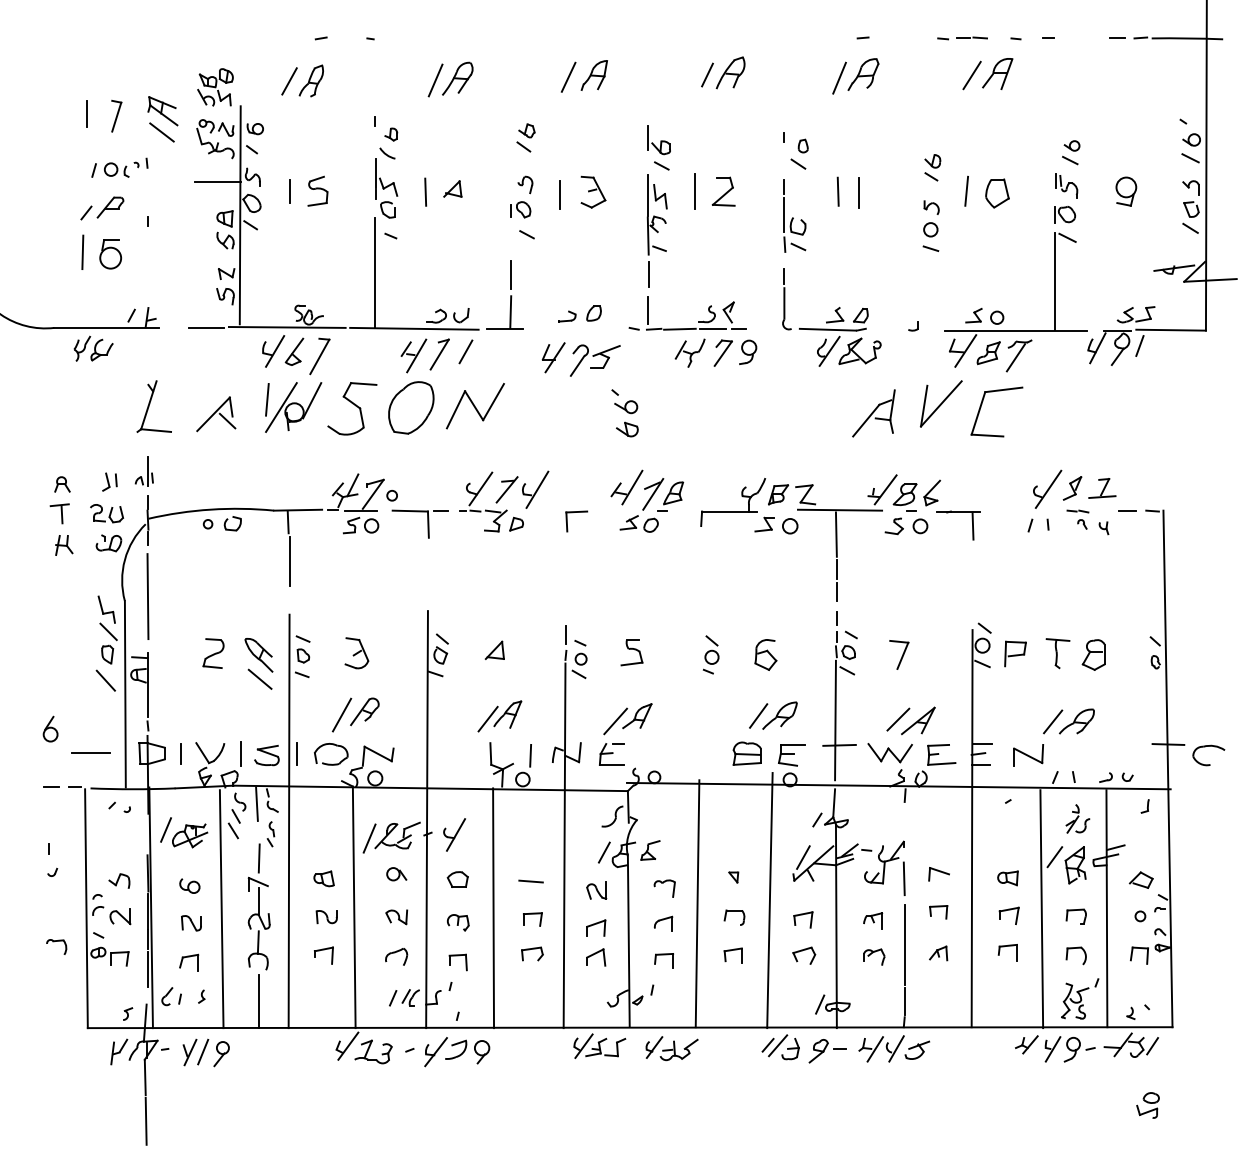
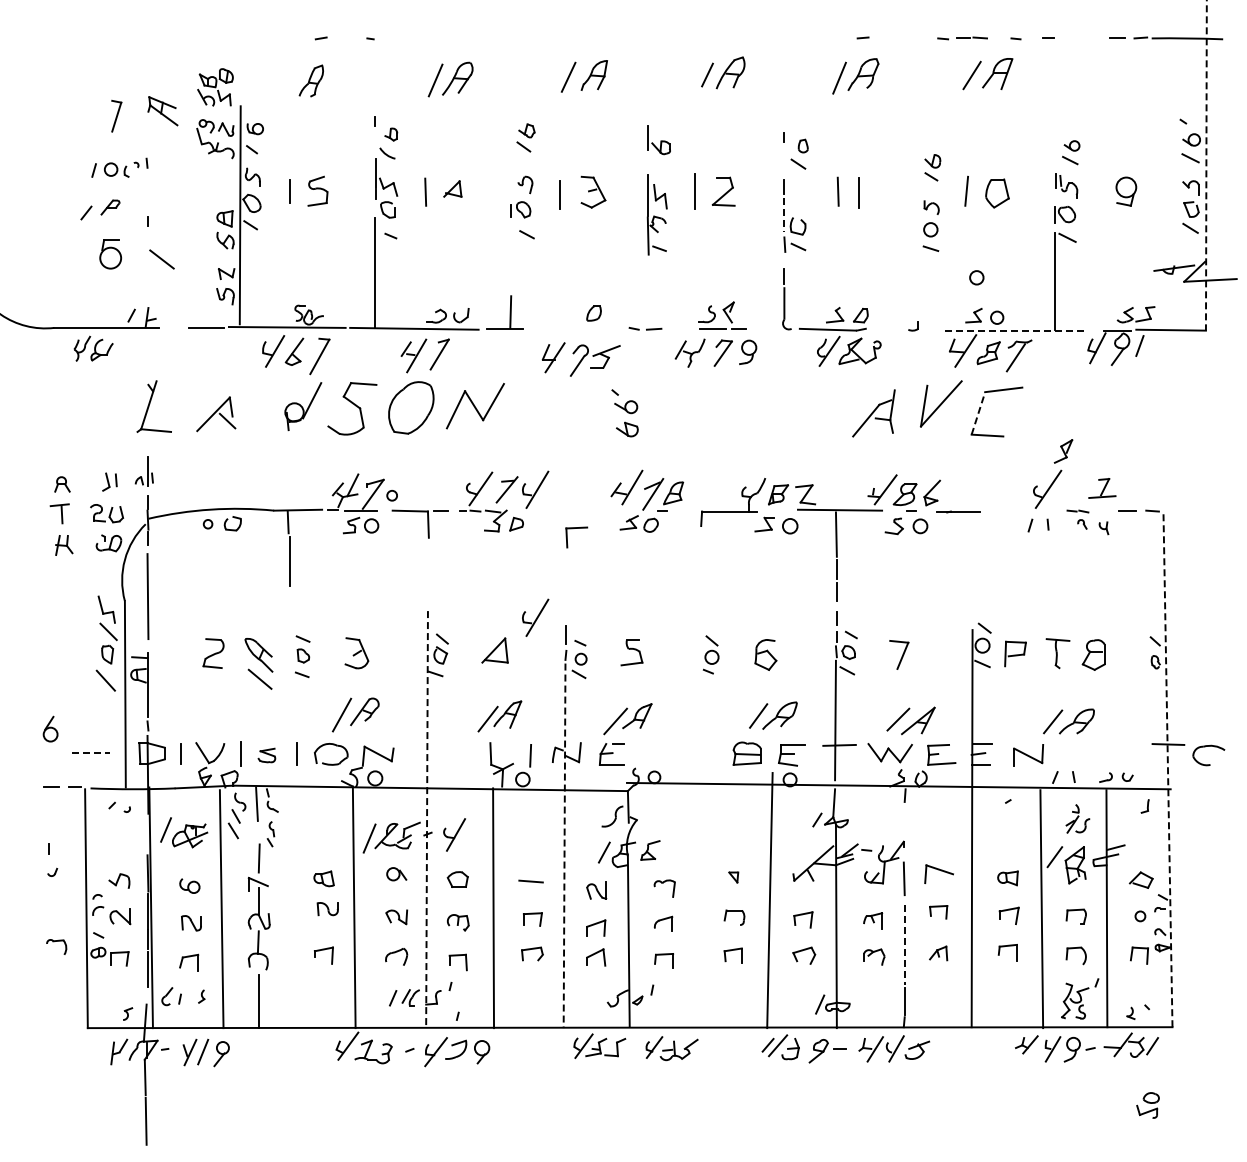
line: present -> none (289, 81)
line: present -> none (86, 113)
line position: (161, 132) -> (161, 259) (161, 259)
line: present -> none (661, 165)
line: solid -> dashed (1206, 165)
line: present -> none (217, 182)
part size: 29x23 px -> 21x17 px (110, 207)
line: solid -> dashed (784, 215)
line: present -> none (82, 252)
line: present -> none (511, 274)
line: present -> none (648, 274)
circle: none -> present (976, 277)
line: present -> none (647, 310)
part: present -> none (567, 316)
line: present -> none (679, 328)
line: solid -> dashed (1016, 330)
line: present -> none (465, 351)
line: present -> none (267, 399)
line: present -> none (281, 407)
line: solid -> dashed (978, 412)
part position: (1072, 488) -> (1063, 451) (1063, 451)
part position: (572, 513) -> (572, 529) (572, 529)
line: present -> none (972, 525)
part: none -> present (535, 617)
part size: 21x20 px -> 28x27 px (494, 650)
line: solid -> dashed (91, 753)
part size: 26x23 px -> 20x17 px (266, 755)
line: solid -> dashed (1167, 768)
line: solid -> dashed (427, 819)
line: present -> none (288, 821)
line: solid -> dashed (564, 846)
line: present -> none (803, 857)
part size: 22x15 px -> 30x20 px (938, 873)
line: present -> none (697, 903)
part position: (326, 917) -> (327, 909) (327, 909)
line: solid -> dashed (904, 944)
